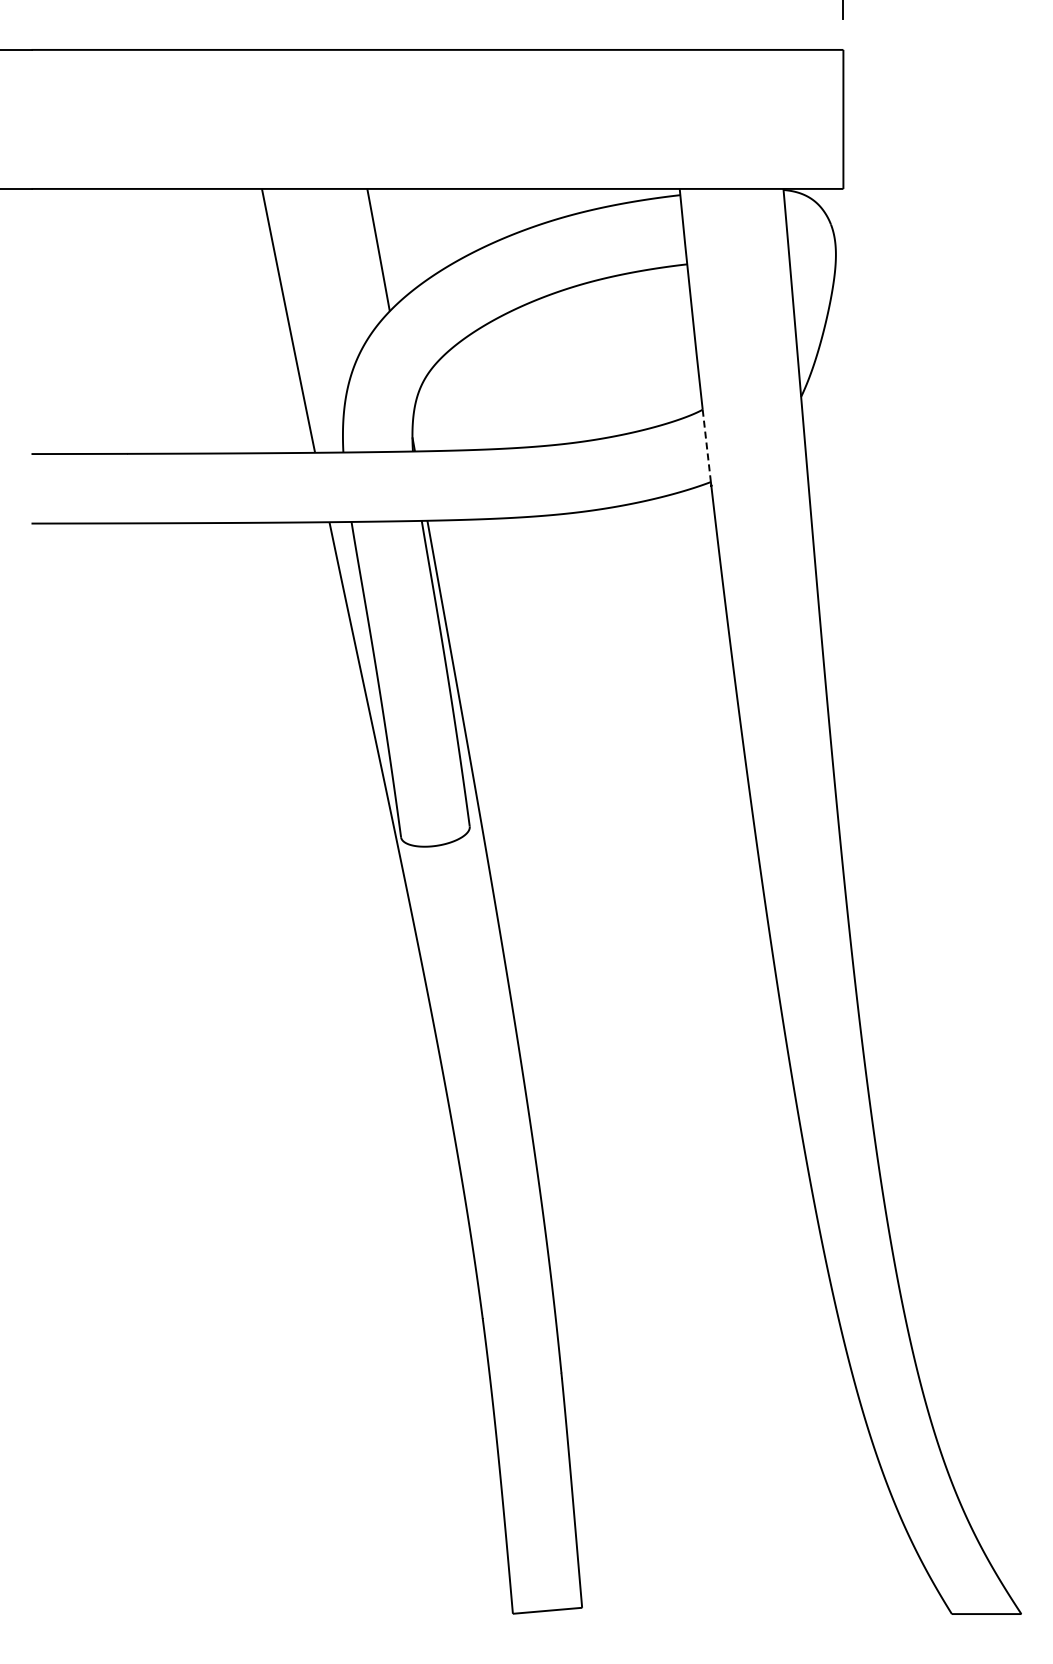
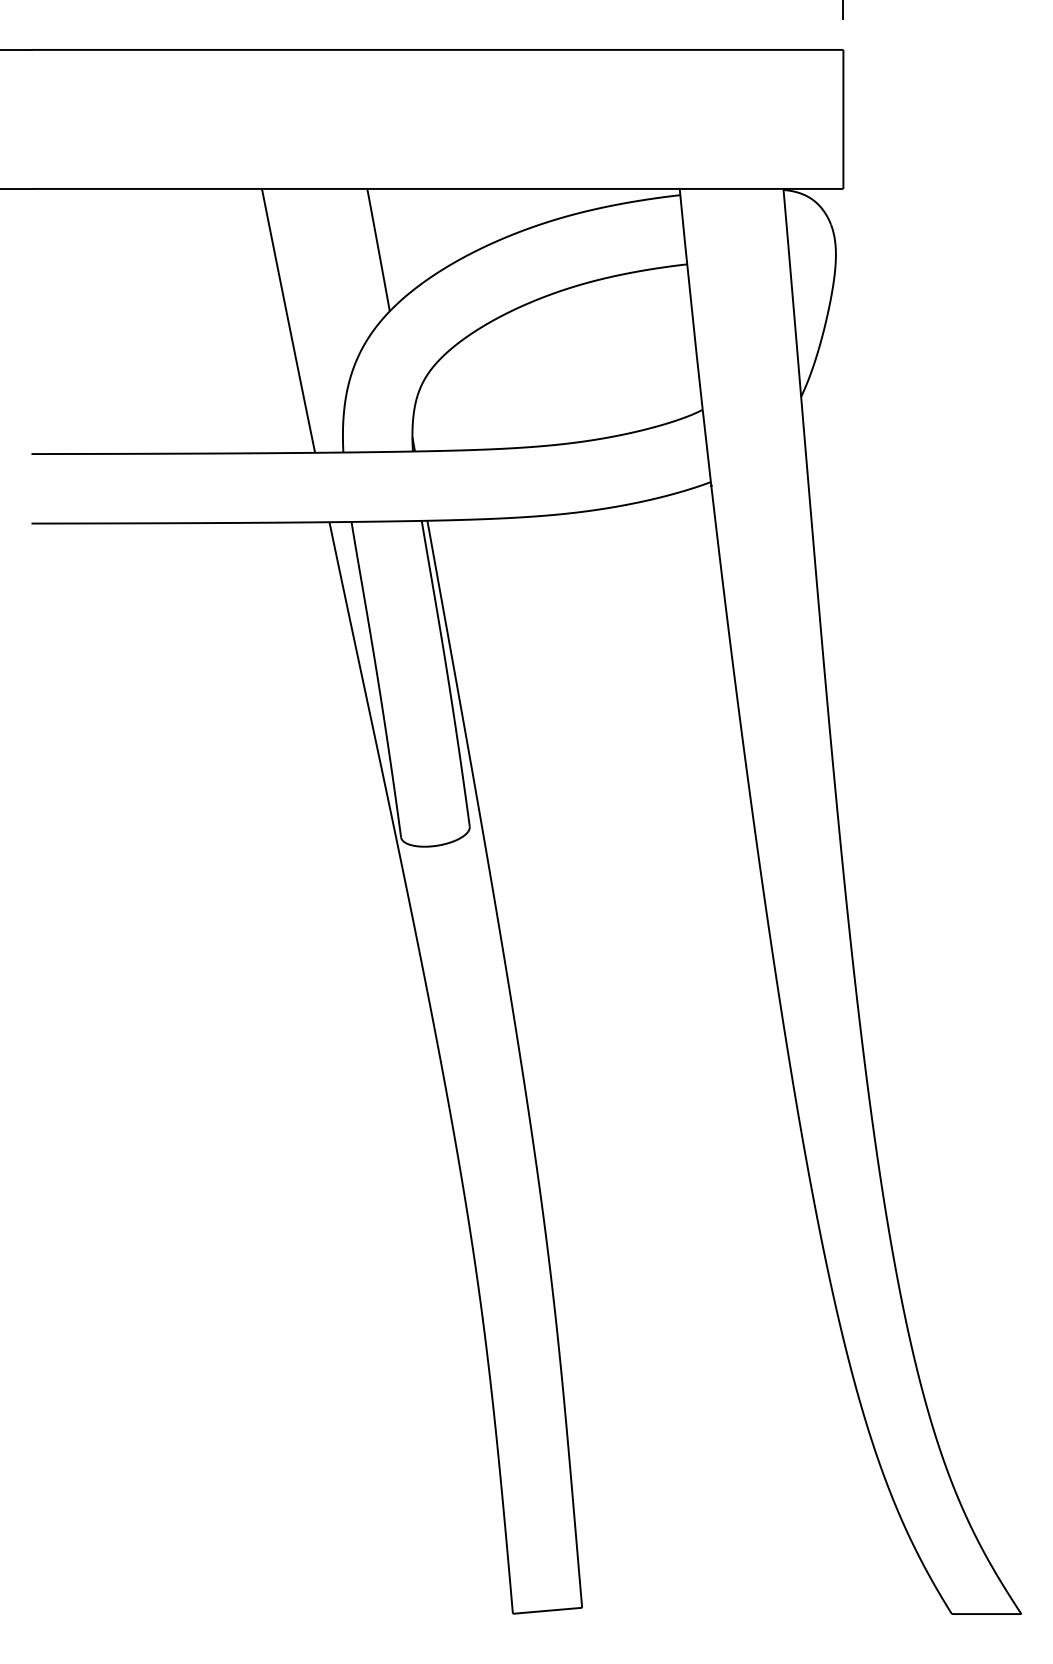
line: dashed -> solid (706, 446)
